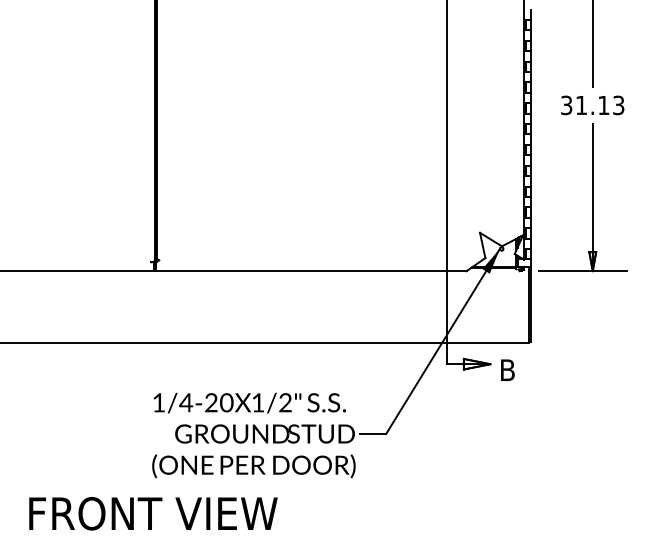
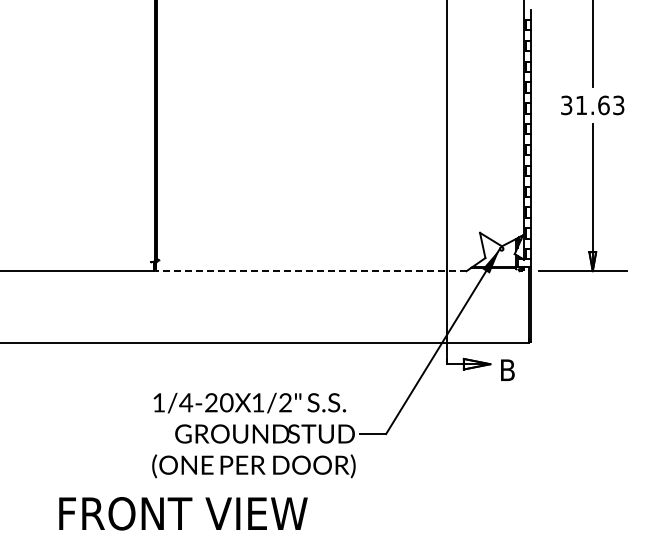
text: 31.13 -> 31.63 (603, 105)
line: solid -> dashed (310, 271)
text position: (153, 513) -> (183, 513) (183, 513)
